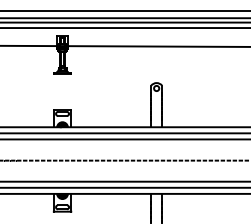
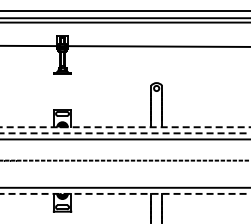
line: present -> none (124, 28)
line: solid -> dashed (125, 127)
line: solid -> dashed (125, 133)
line: present -> none (124, 181)
line: solid -> dashed (125, 193)
